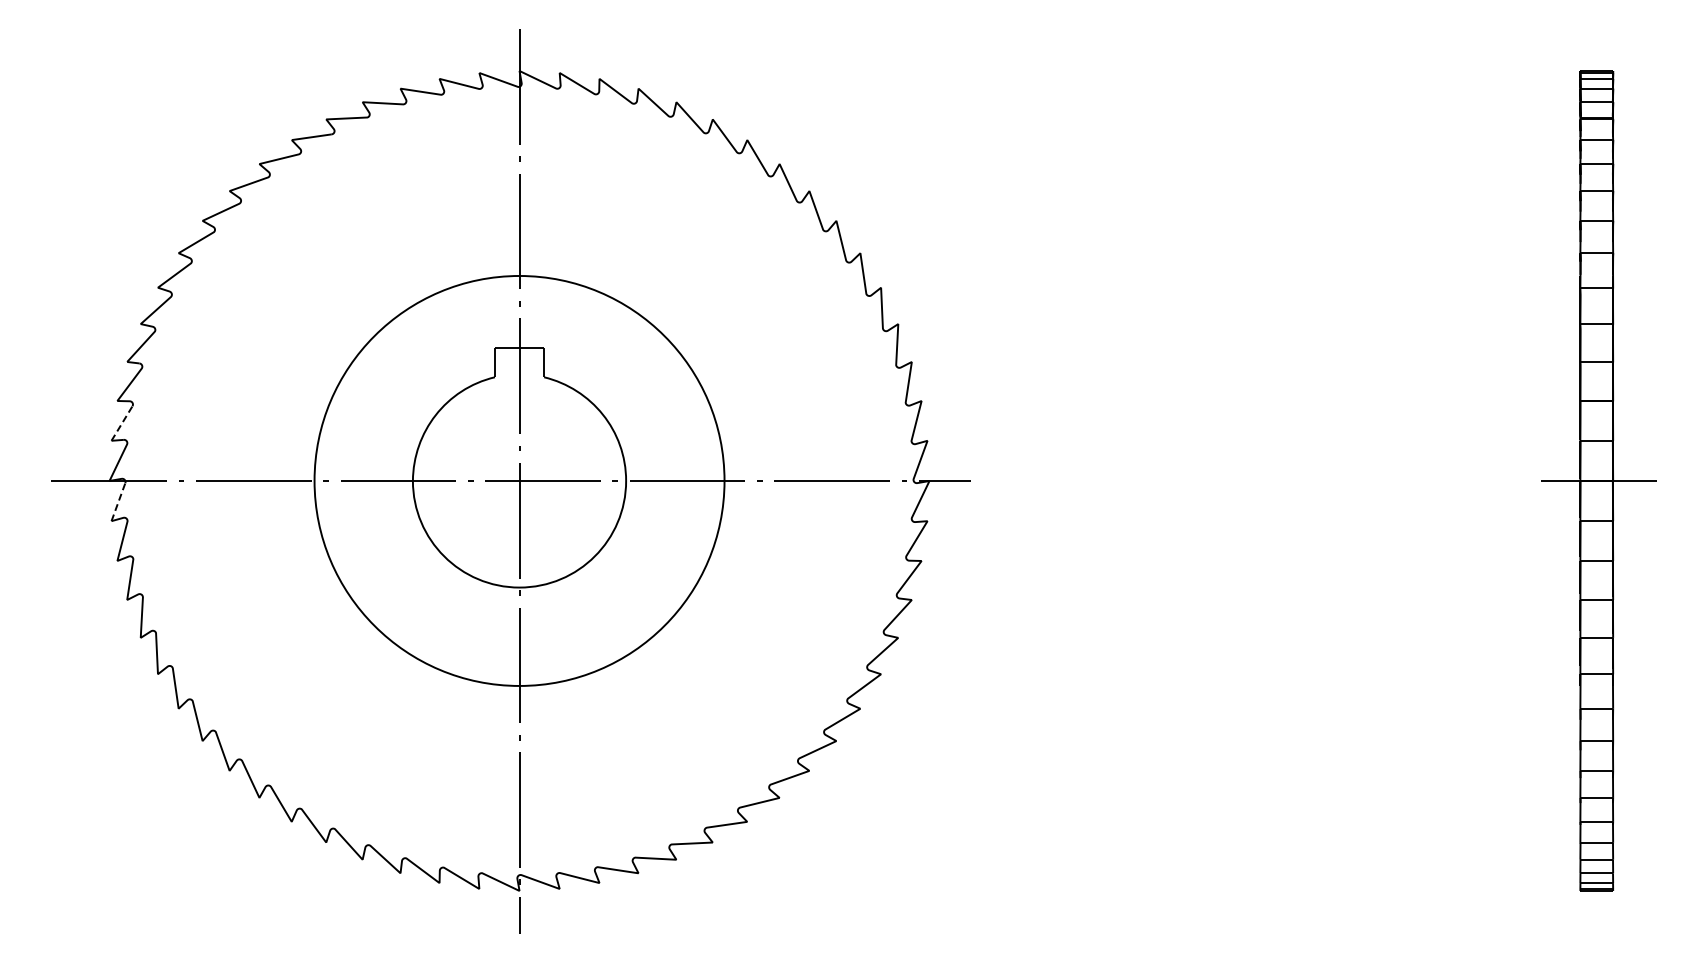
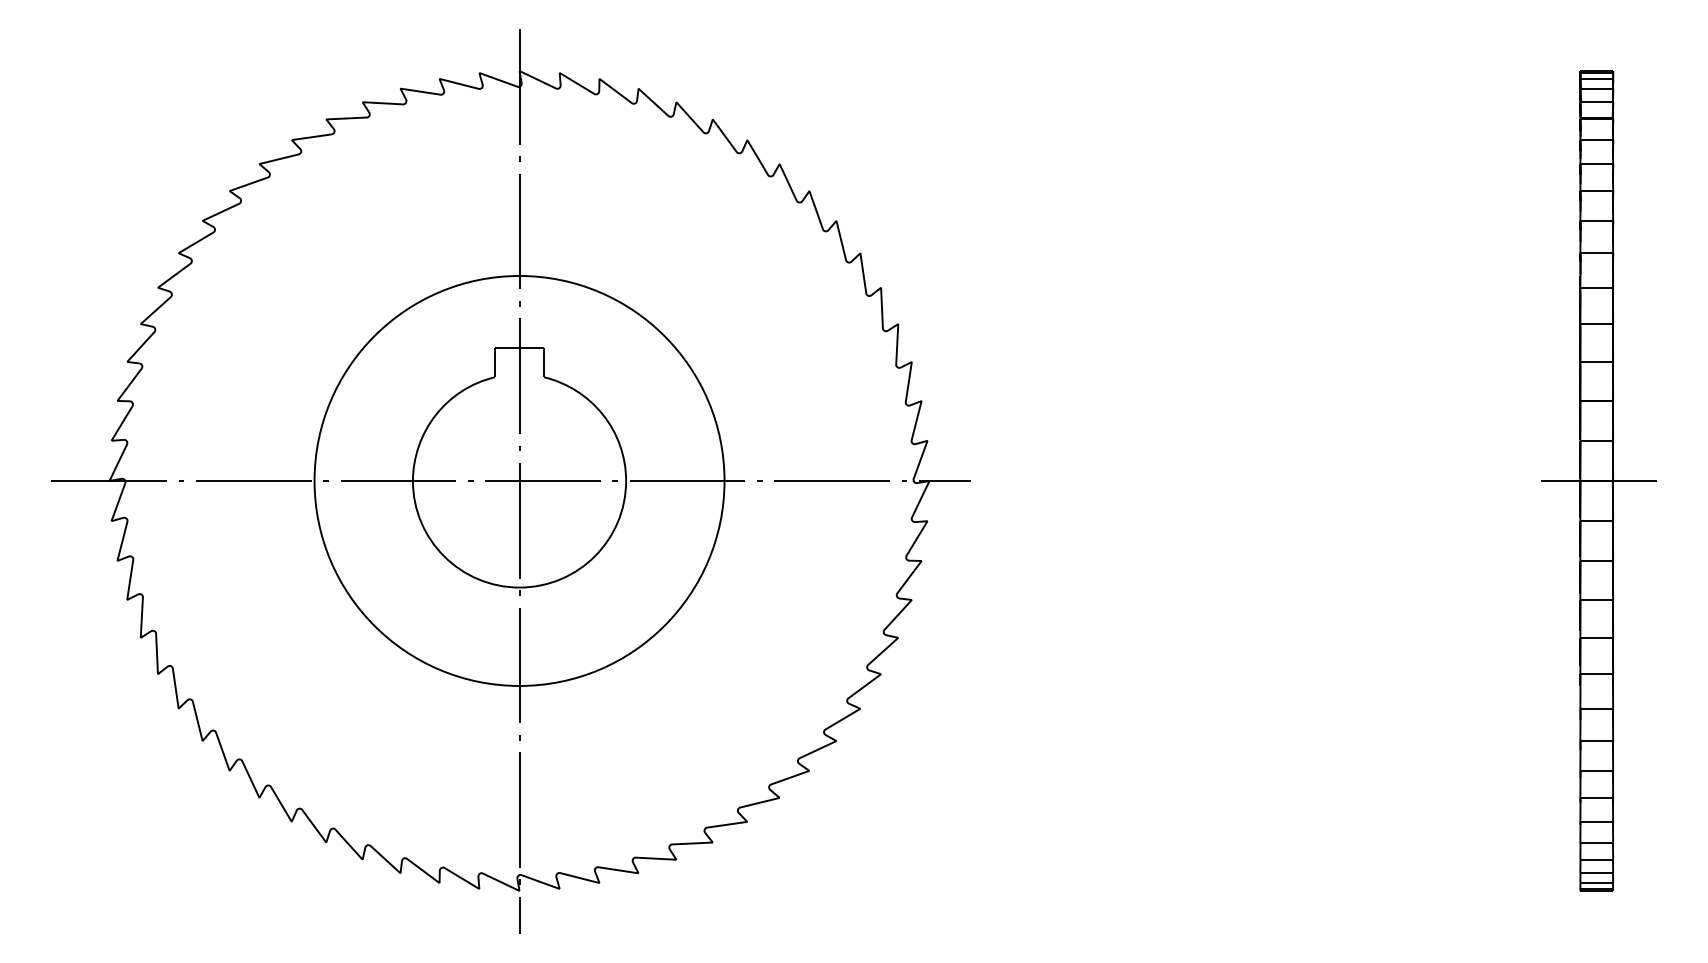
line: dashed -> solid (122, 423)
line: dashed -> solid (118, 502)
